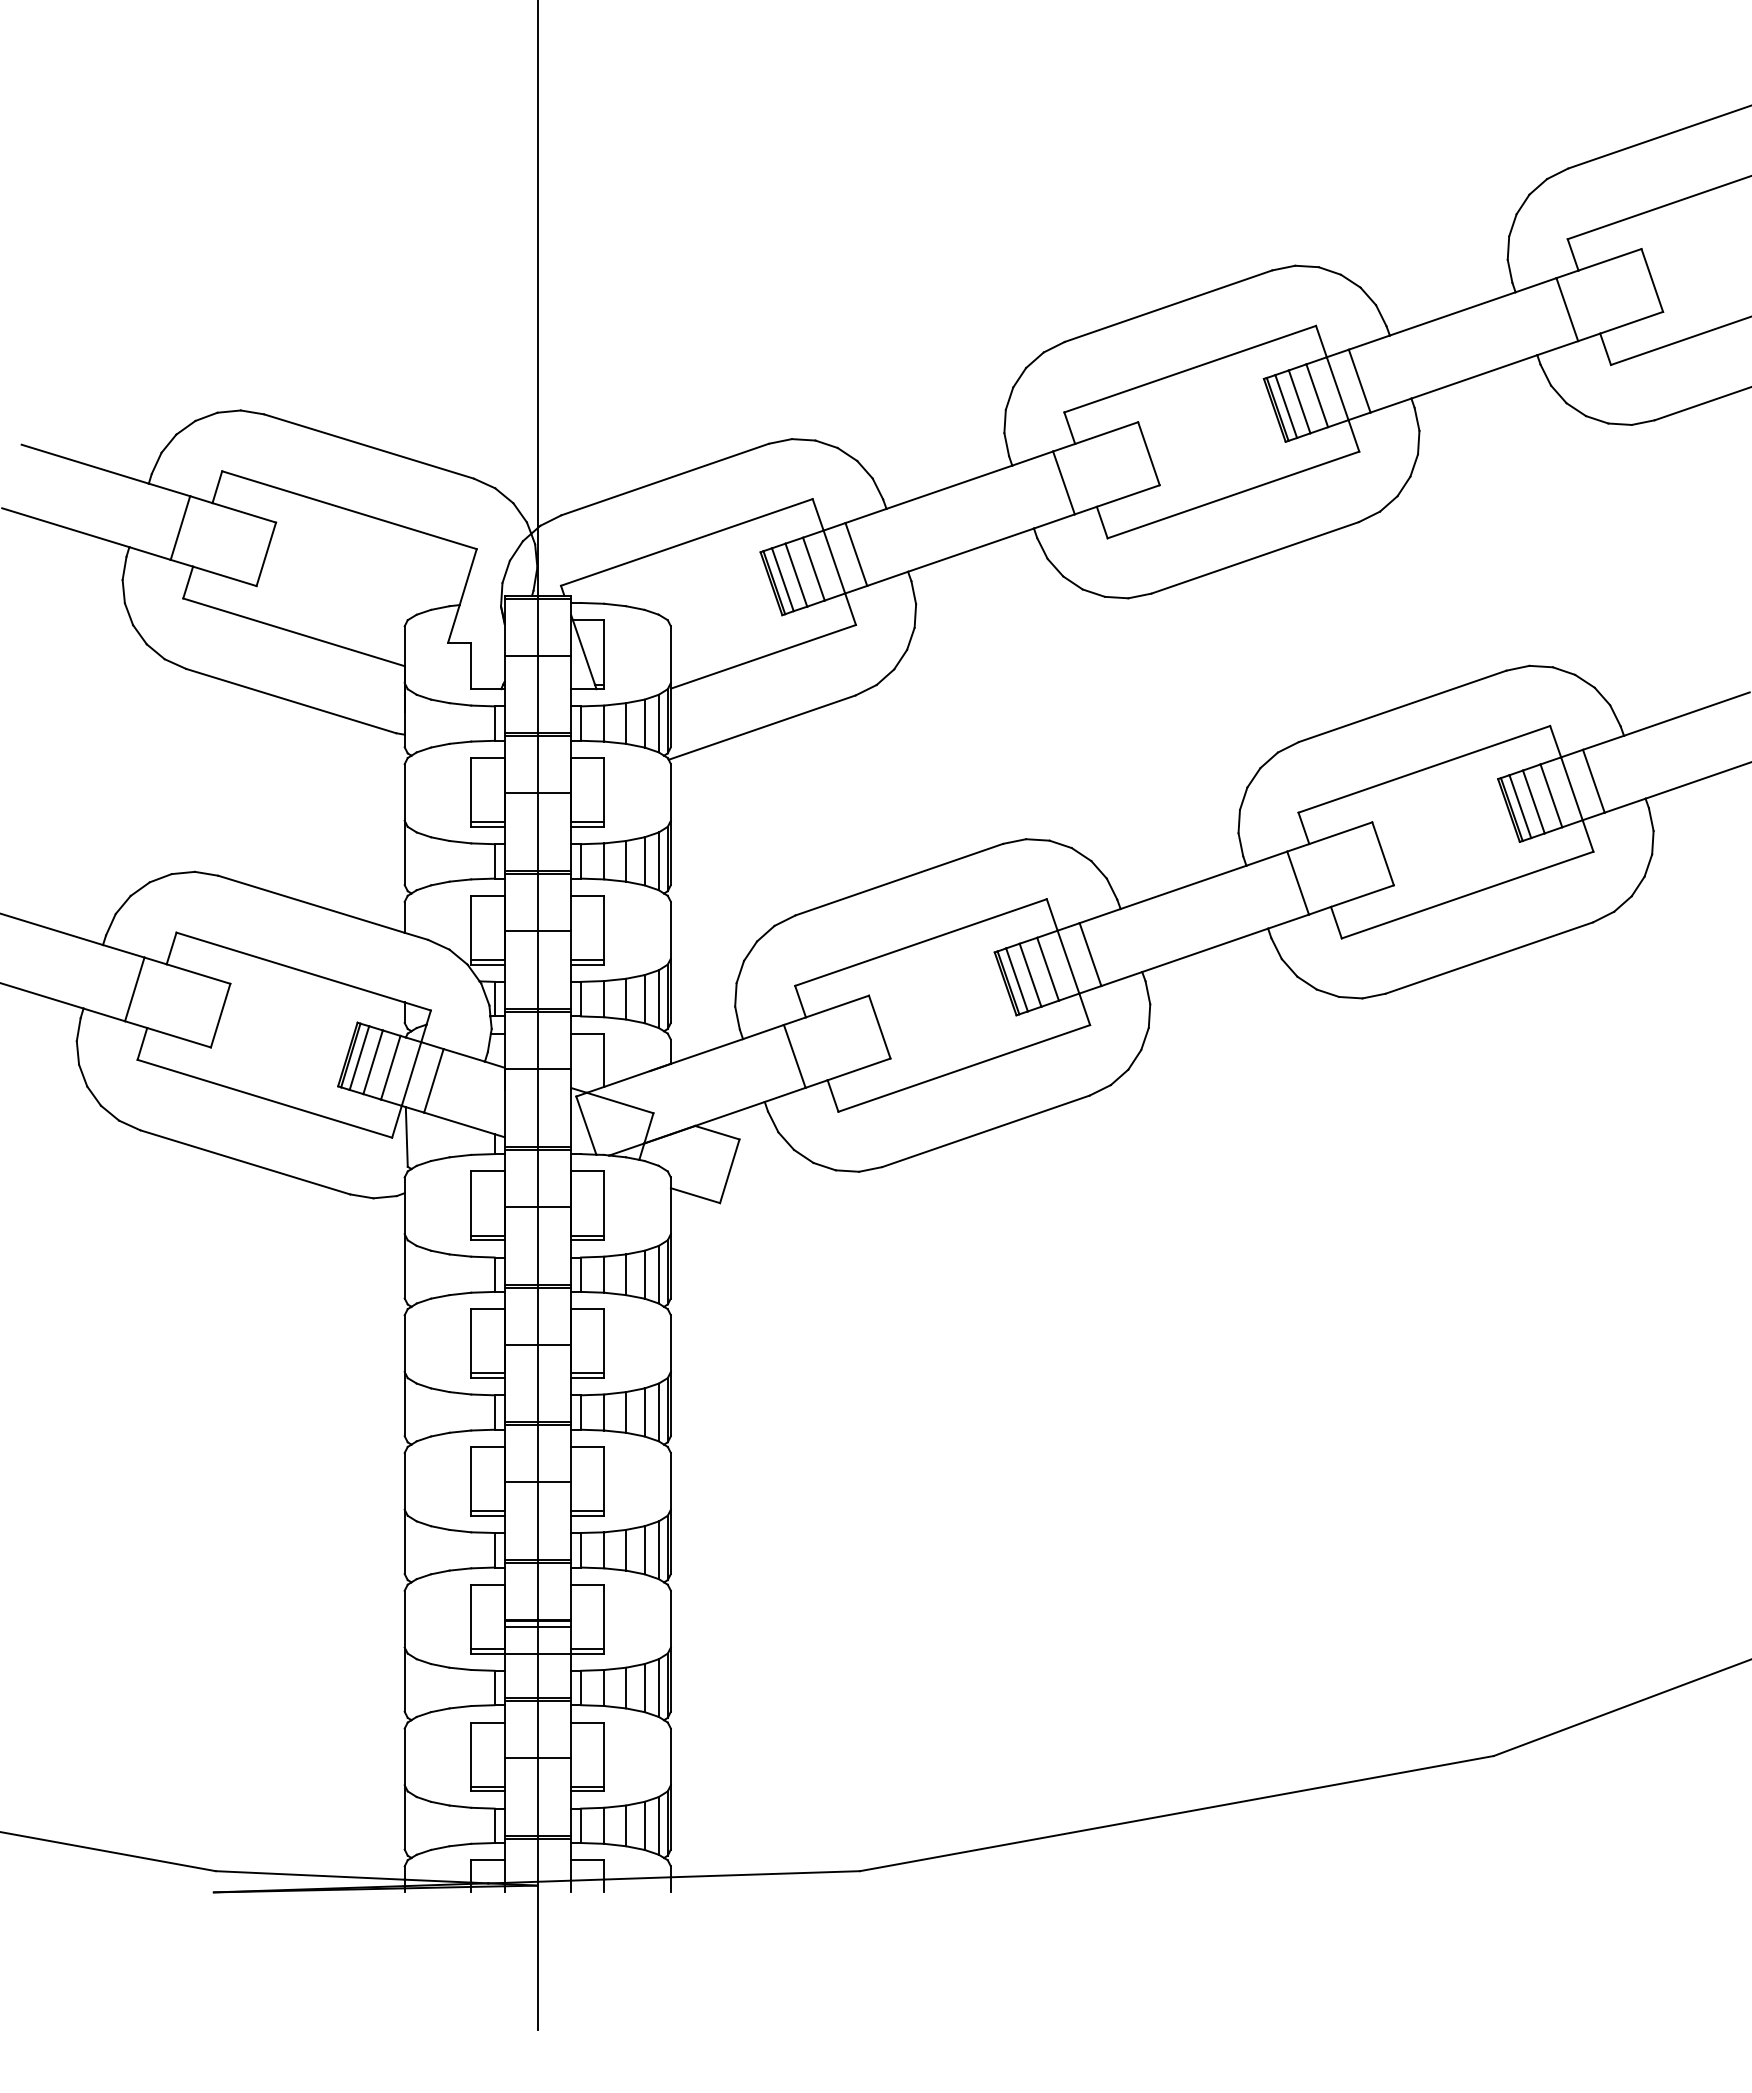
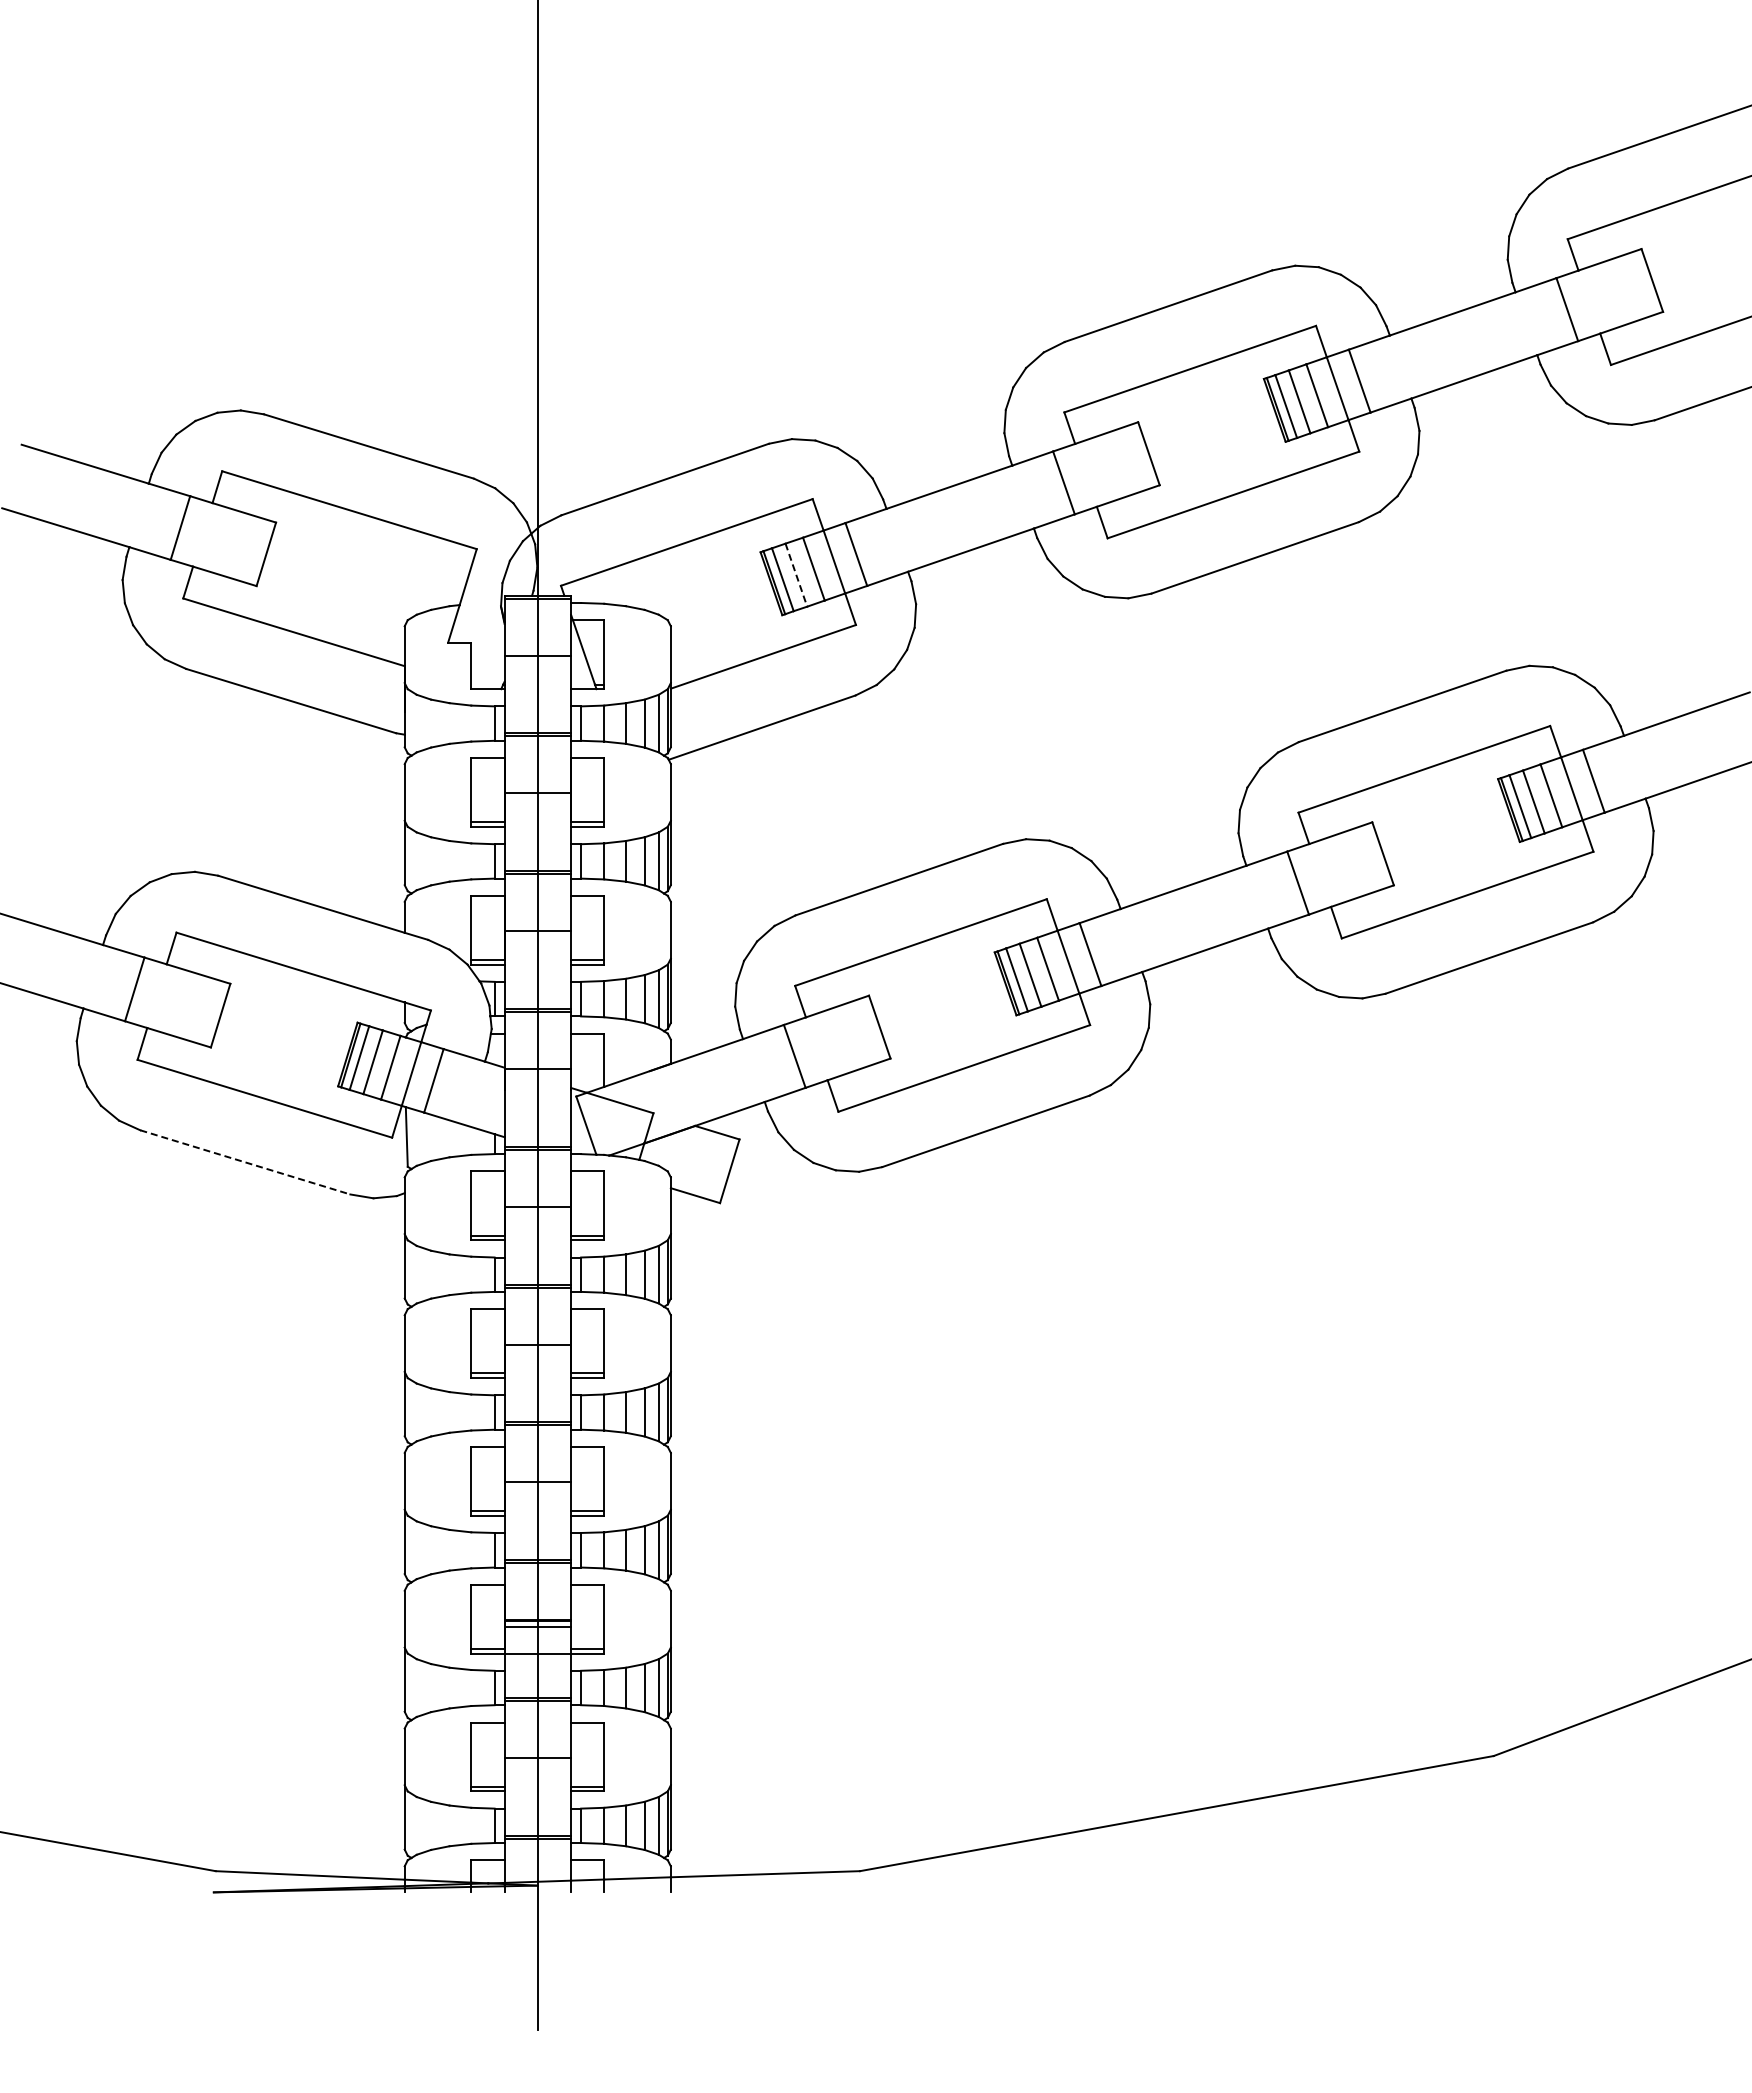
line: solid -> dashed (796, 575)
line: solid -> dashed (245, 1162)
